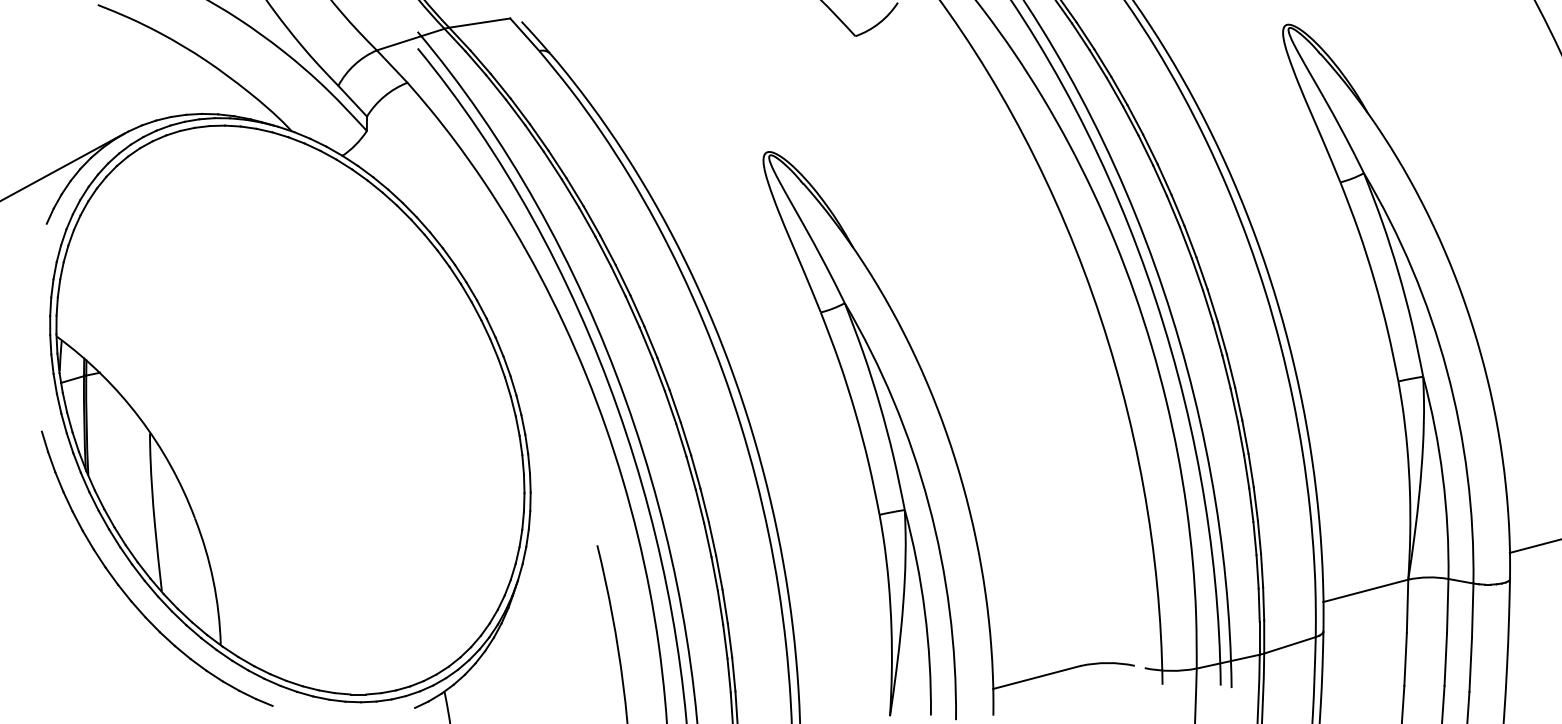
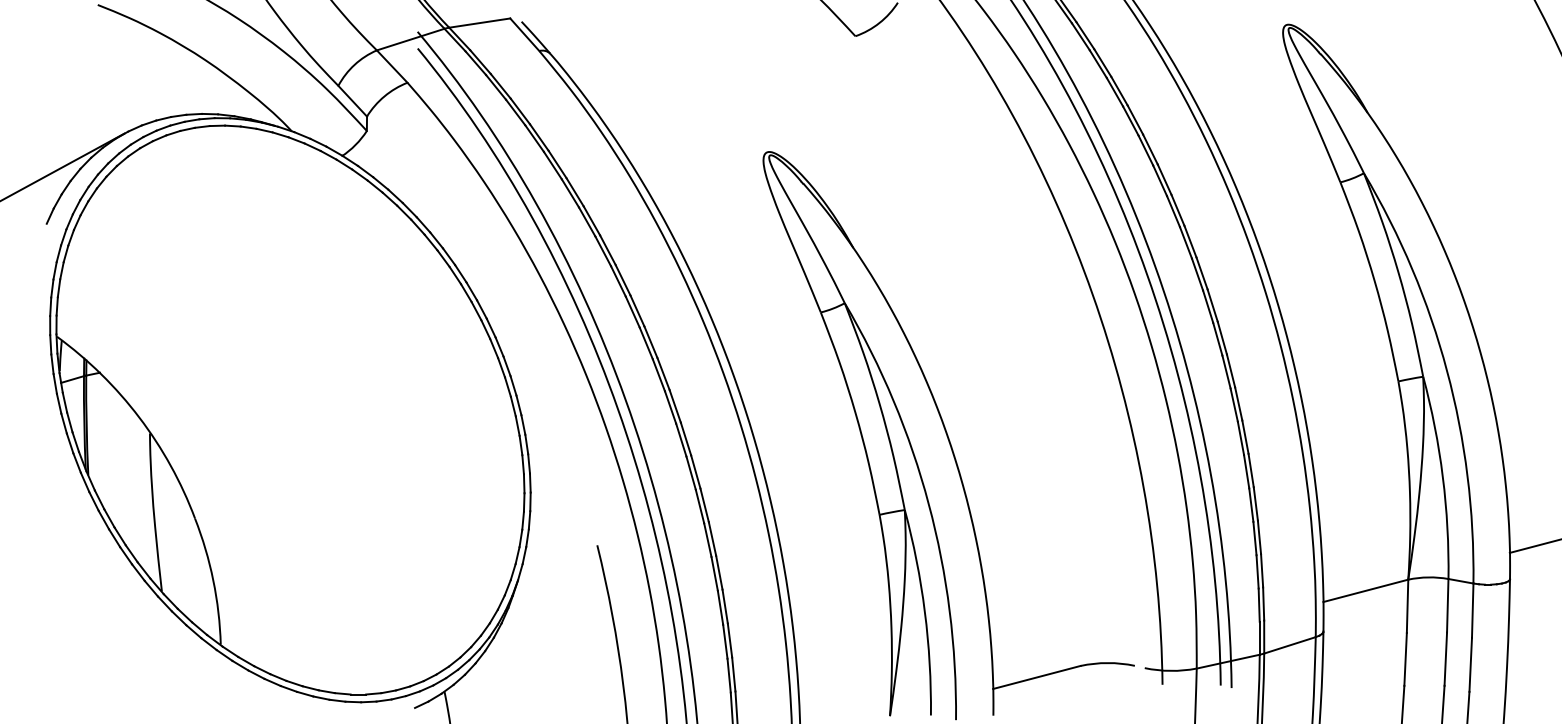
part: present -> none (127, 594)
